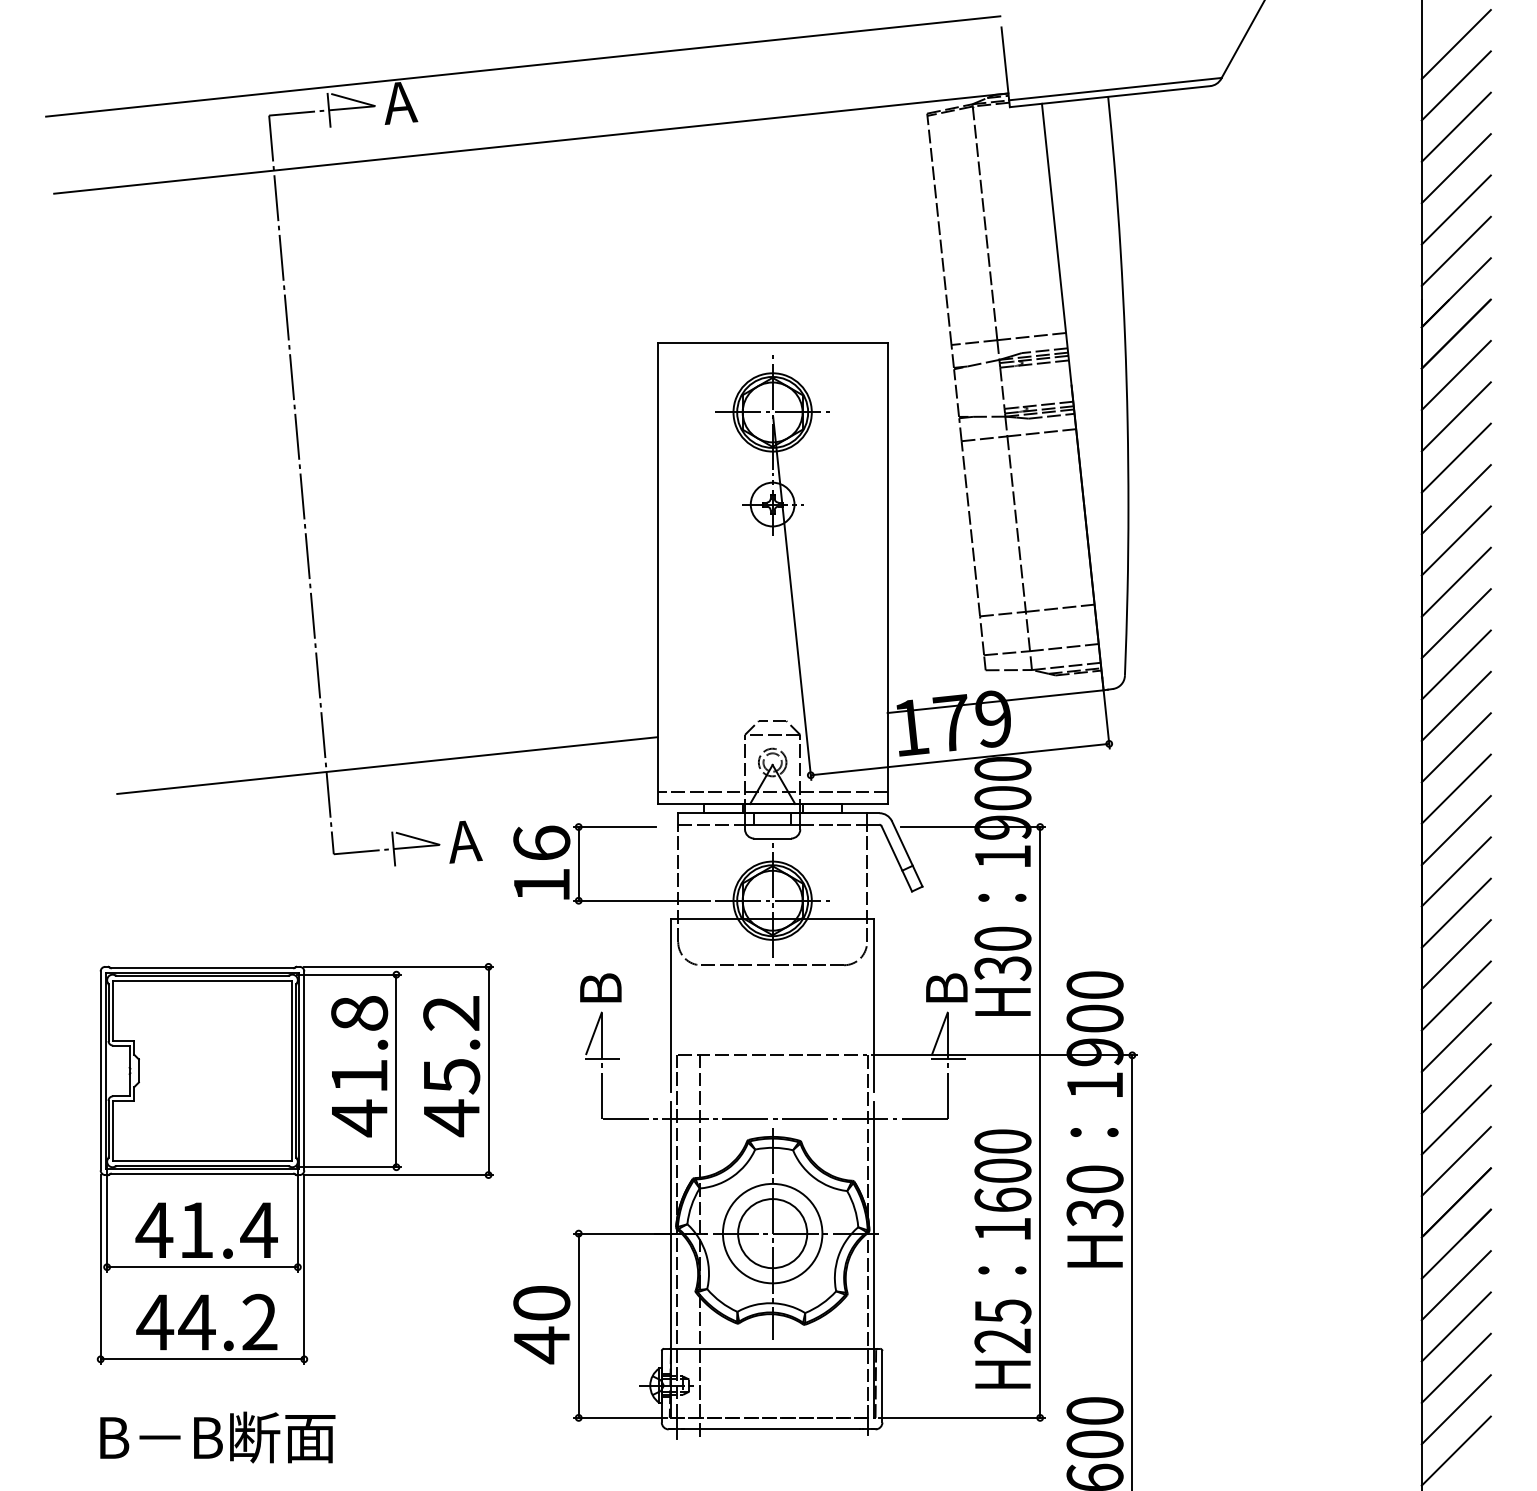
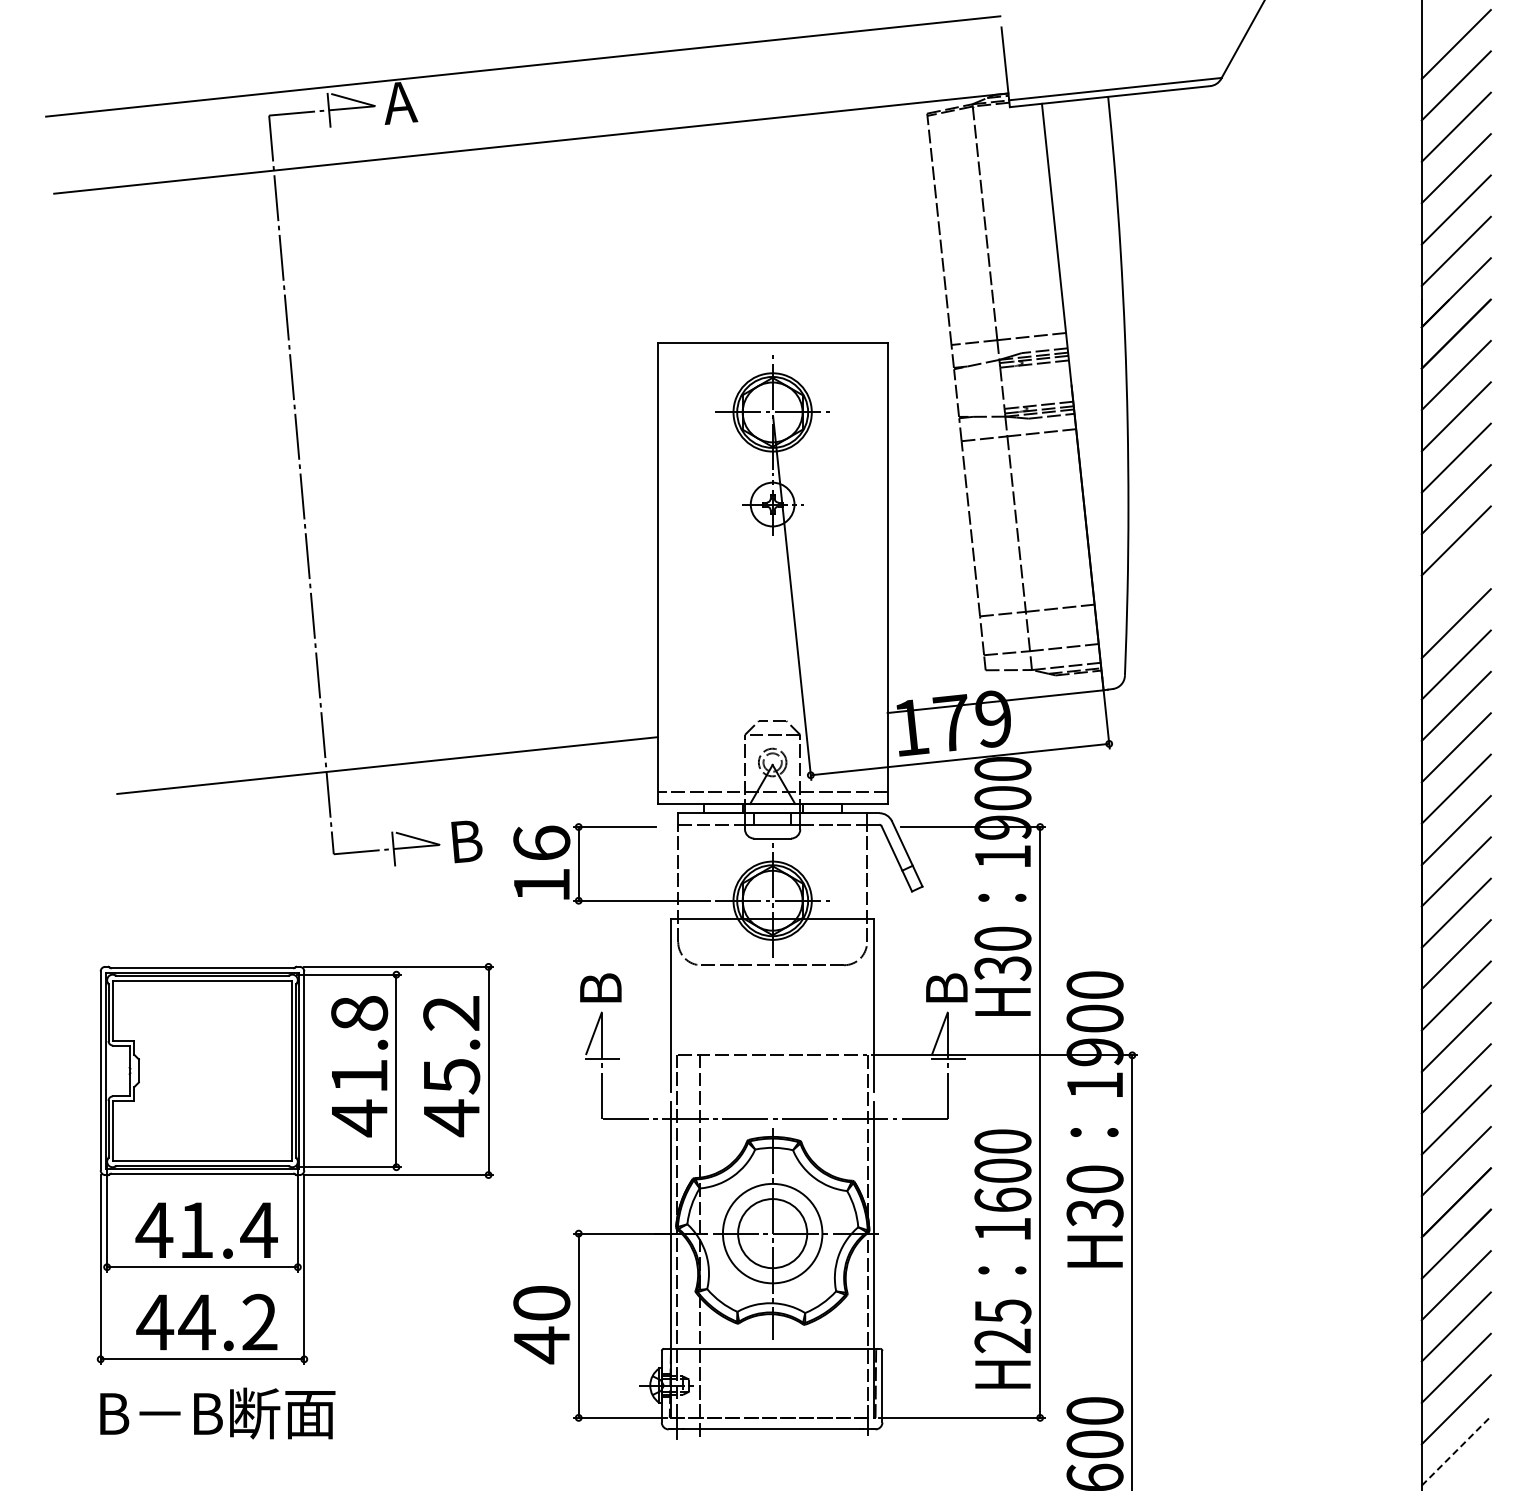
line: present -> none (1455, 581)
text: A -> B (465, 841)
text position: (217, 1437) -> (217, 1413) (217, 1413)
line: solid -> dashed (1456, 1451)
